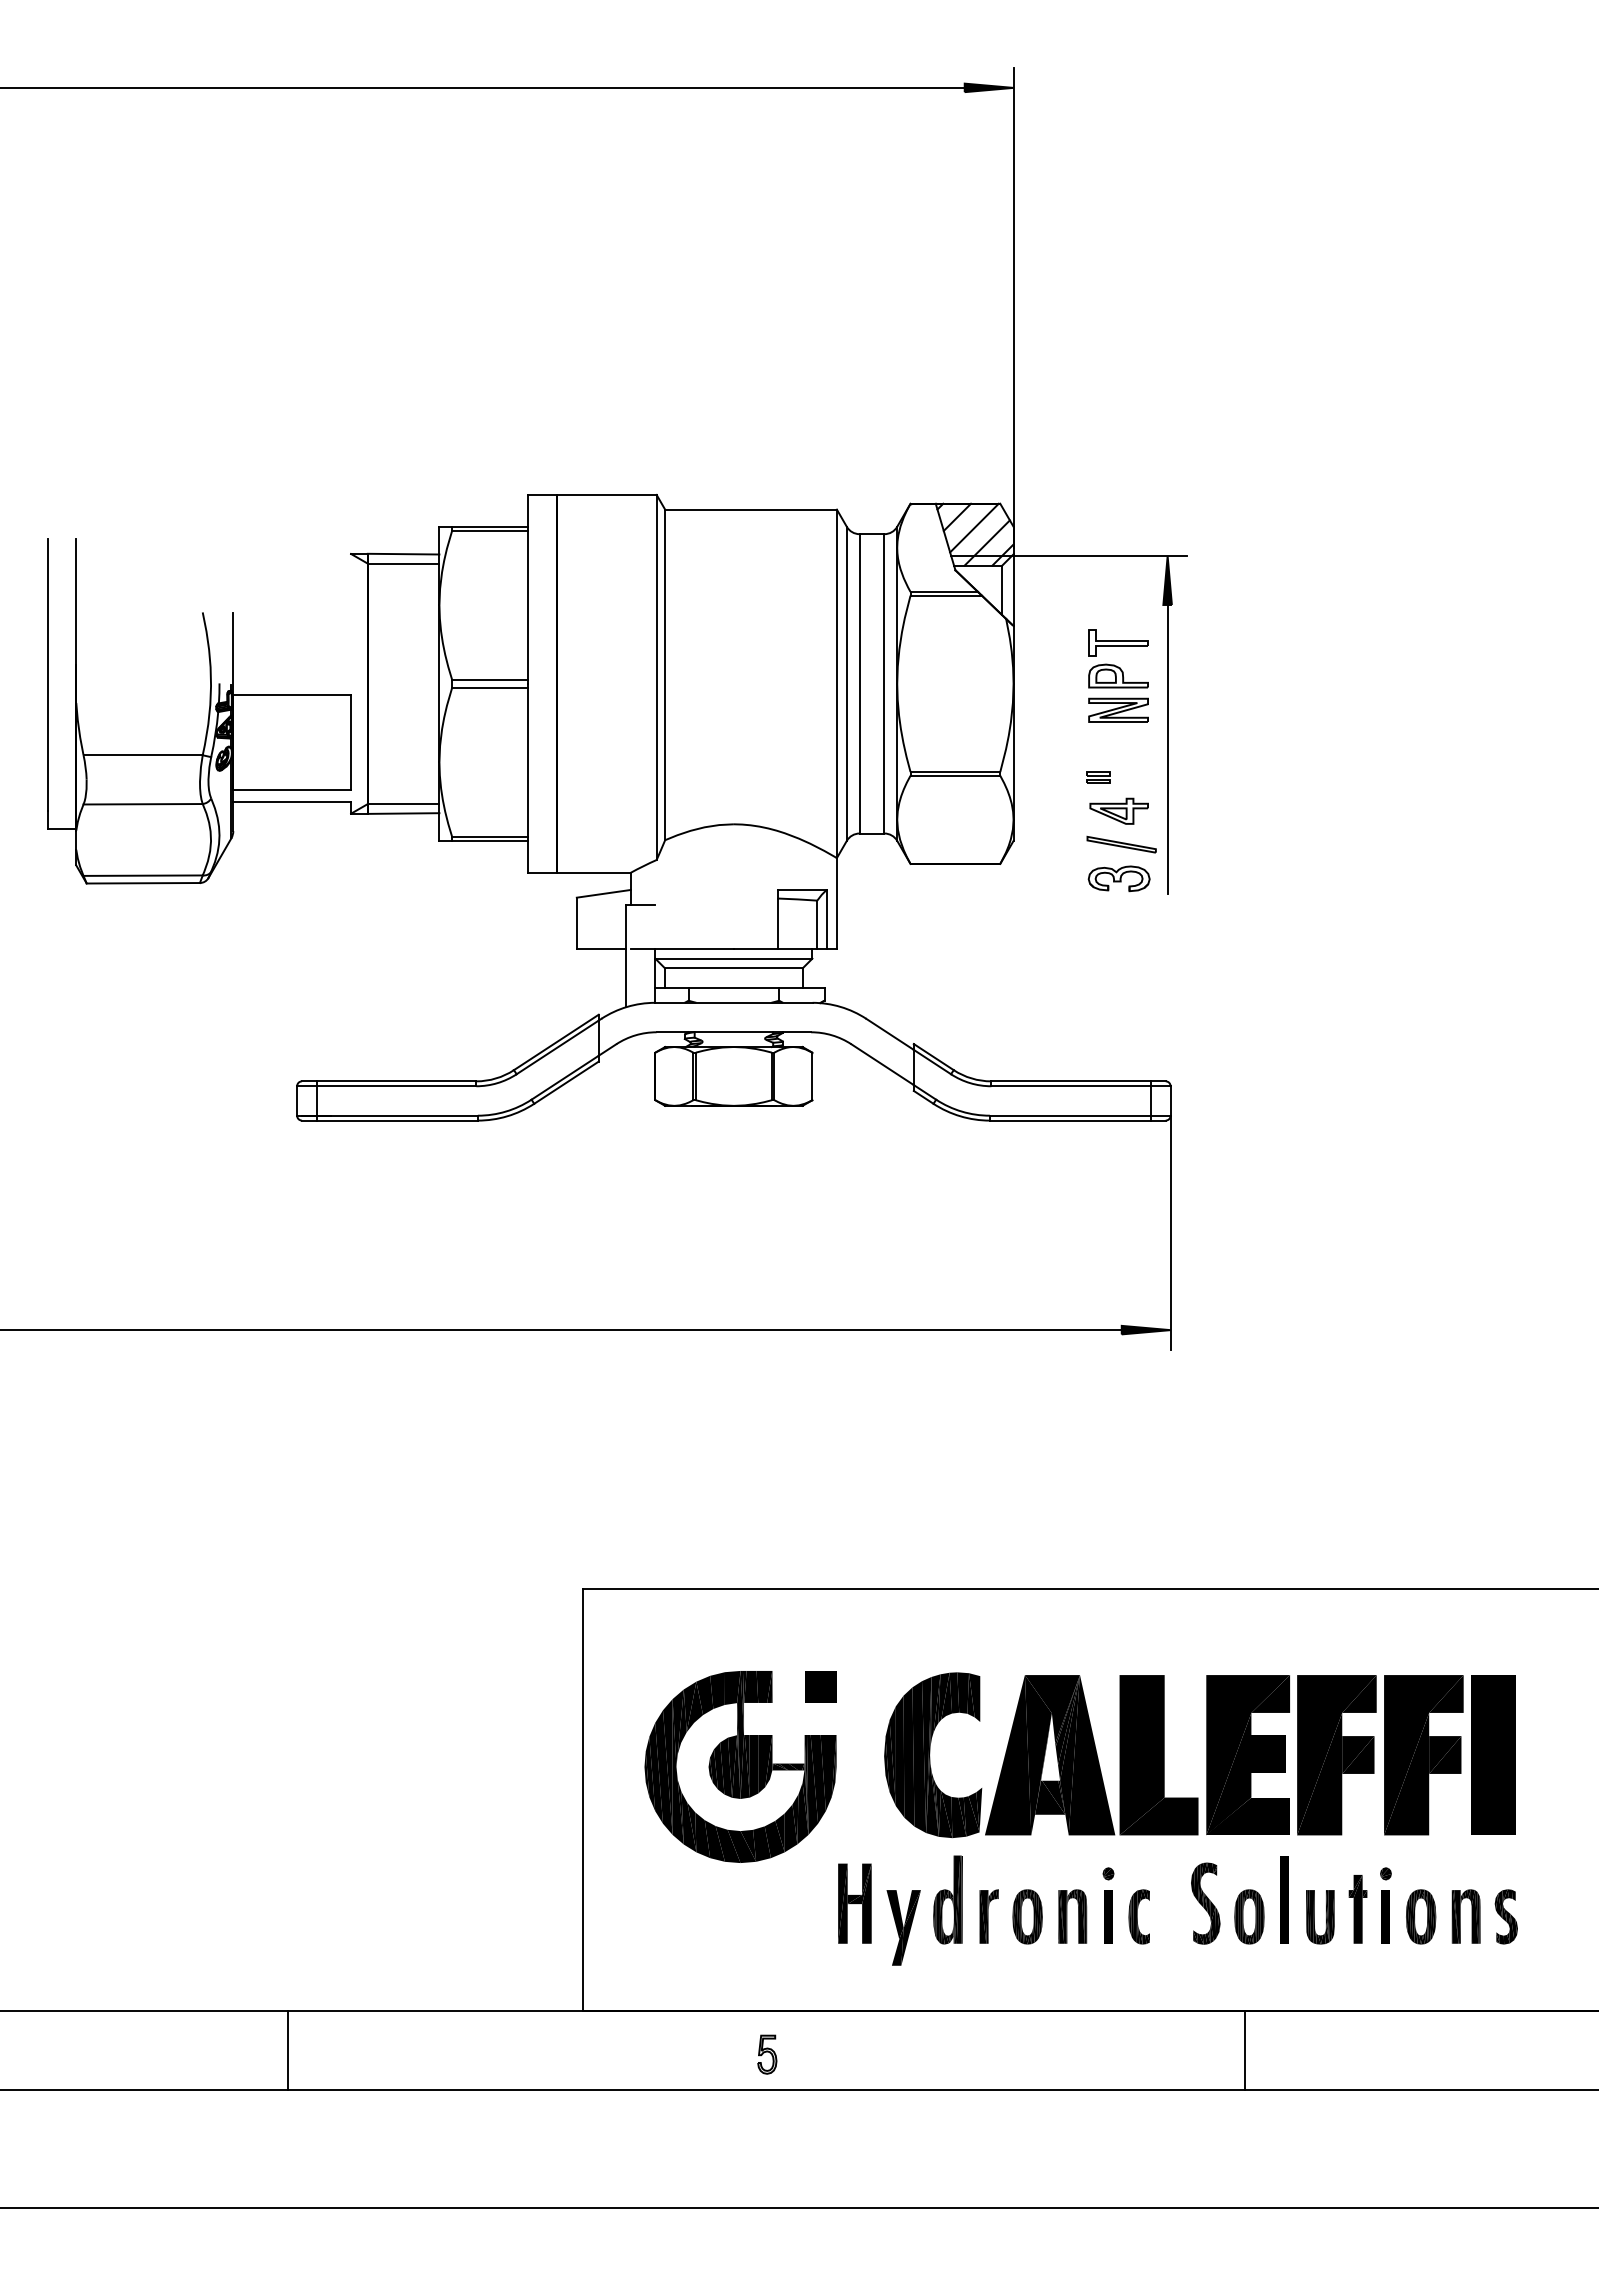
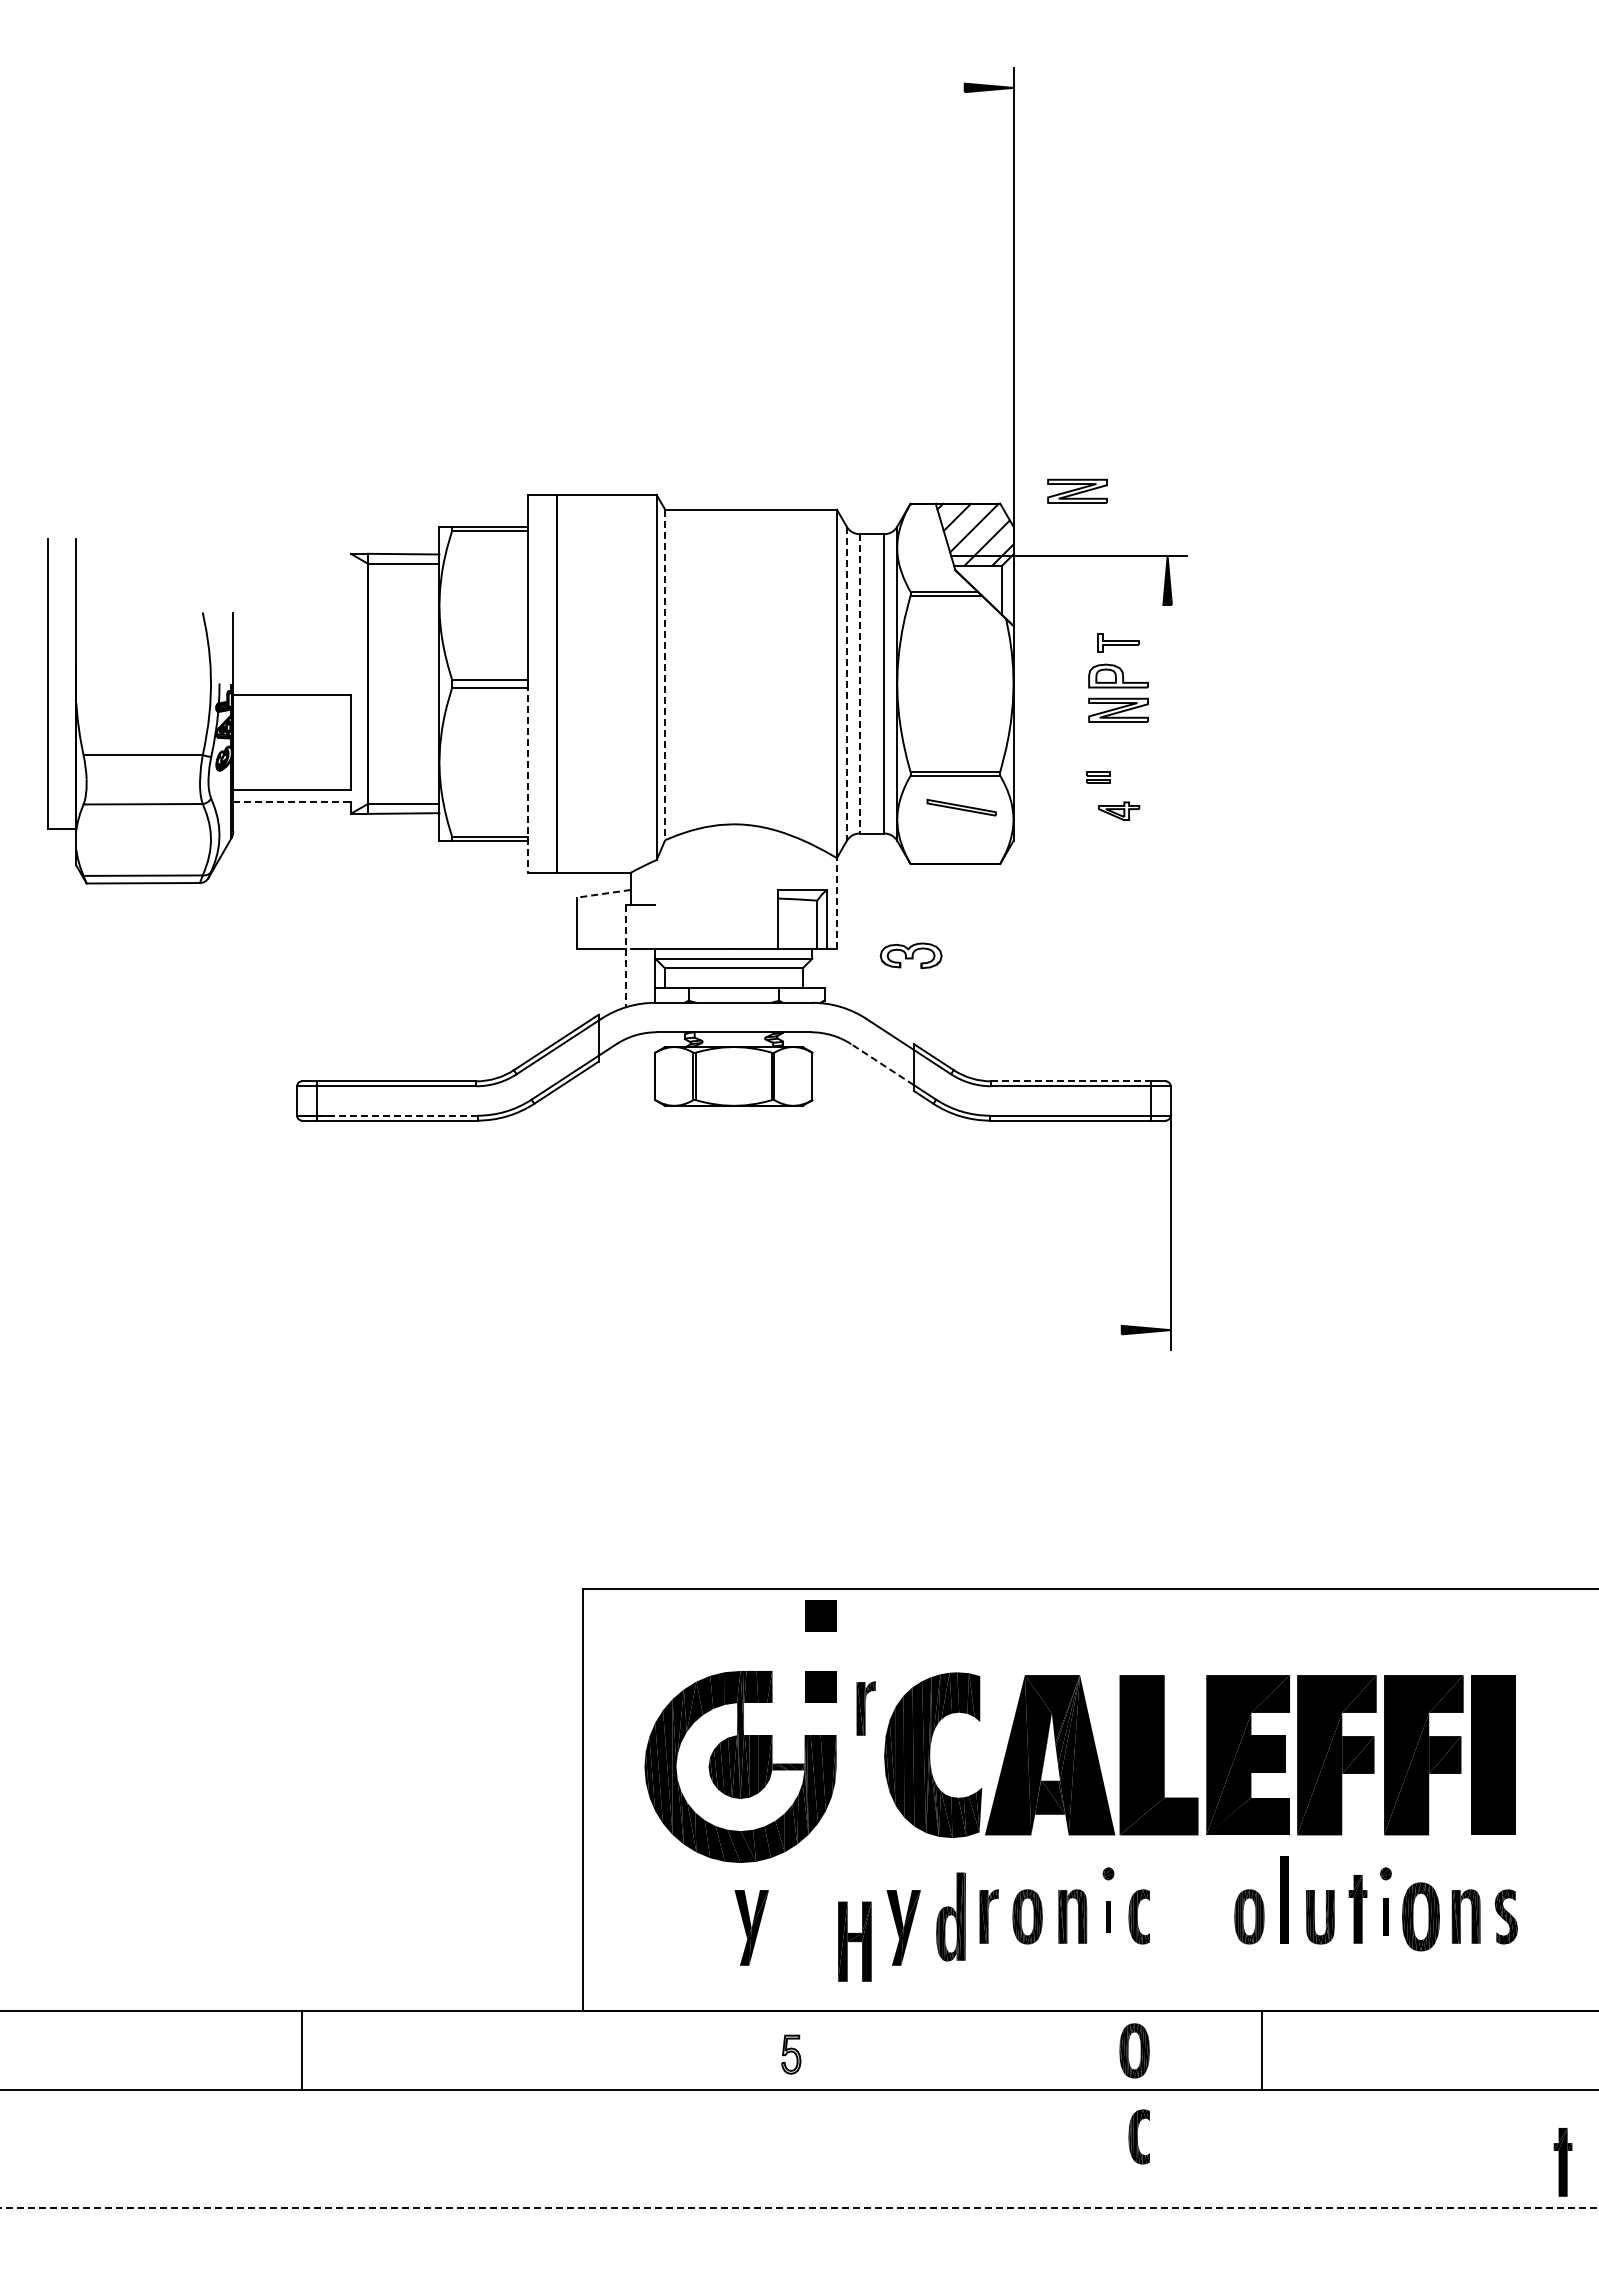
line: present -> none (483, 87)
part: none -> present (1077, 490)
part size: 61x28 px -> 43x20 px (1118, 642)
line: solid -> dashed (665, 675)
line: solid -> dashed (859, 683)
line: solid -> dashed (846, 684)
line: present -> none (1167, 749)
line: solid -> dashed (527, 778)
line: solid -> dashed (292, 801)
part size: 60x28 px -> 43x20 px (1119, 810)
part position: (1121, 844) -> (961, 807) (961, 807)
part position: (1118, 878) -> (910, 955) (910, 955)
line: solid -> dashed (603, 893)
line: solid -> dashed (836, 902)
line: solid -> dashed (625, 956)
line: solid -> dashed (882, 1064)
line: solid -> dashed (1071, 1081)
line: solid -> dashed (397, 1115)
line: present -> none (561, 1330)
part: none -> present (820, 1615)
part: none -> present (865, 1708)
part position: (947, 1899) -> (950, 1916) (950, 1916)
part position: (854, 1903) -> (854, 1941) (854, 1941)
part: present -> none (1205, 1903)
part size: 9x54 px -> 5x32 px (1108, 1916)
part size: 9x54 px -> 6x38 px (1385, 1916)
part size: 31x56 px -> 38x70 px (1420, 1916)
part: none -> present (751, 1927)
line position: (288, 2050) -> (302, 2050) (302, 2050)
part: none -> present (1134, 2050)
line position: (1245, 2050) -> (1262, 2050) (1262, 2050)
part position: (767, 2054) -> (791, 2054) (791, 2054)
part: none -> present (1138, 2136)
part: none -> present (1562, 2162)
line: solid -> dashed (799, 2207)
